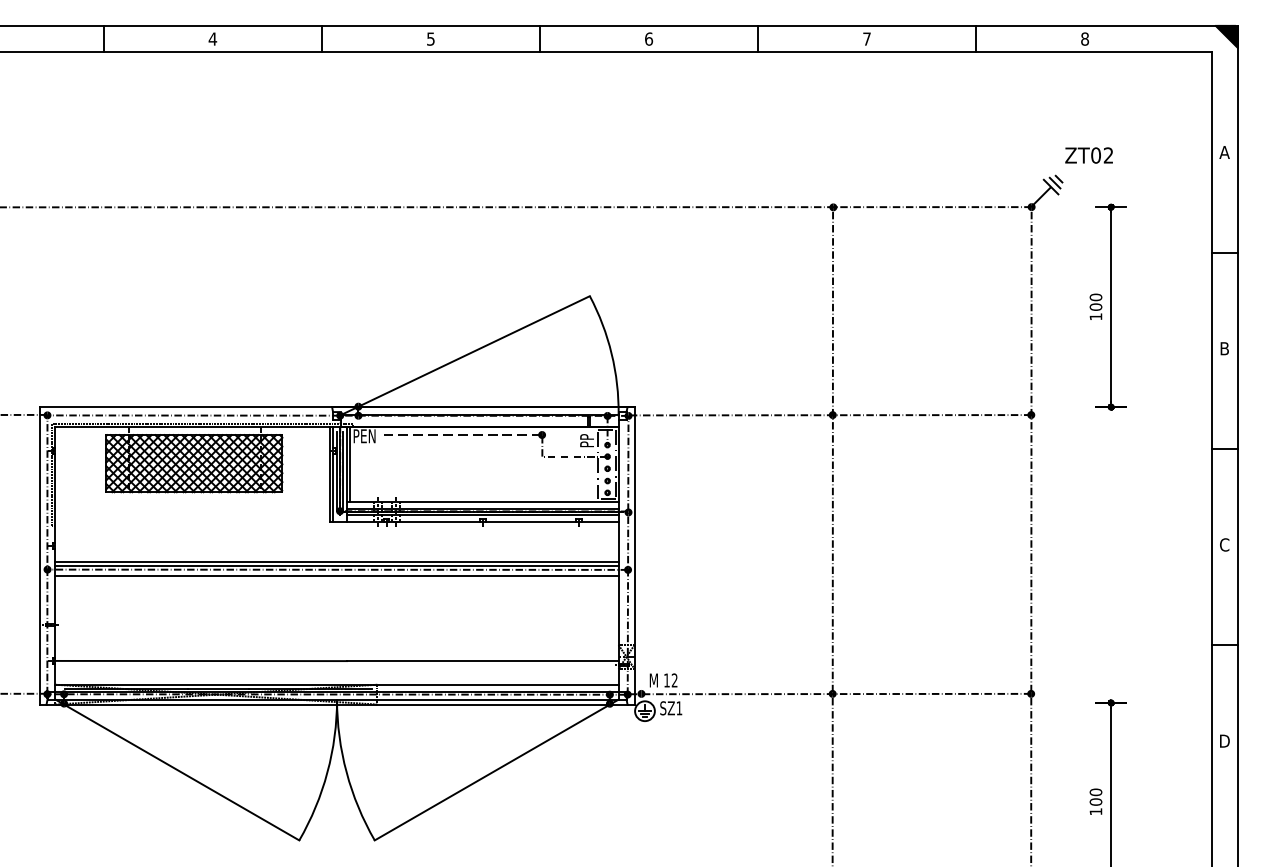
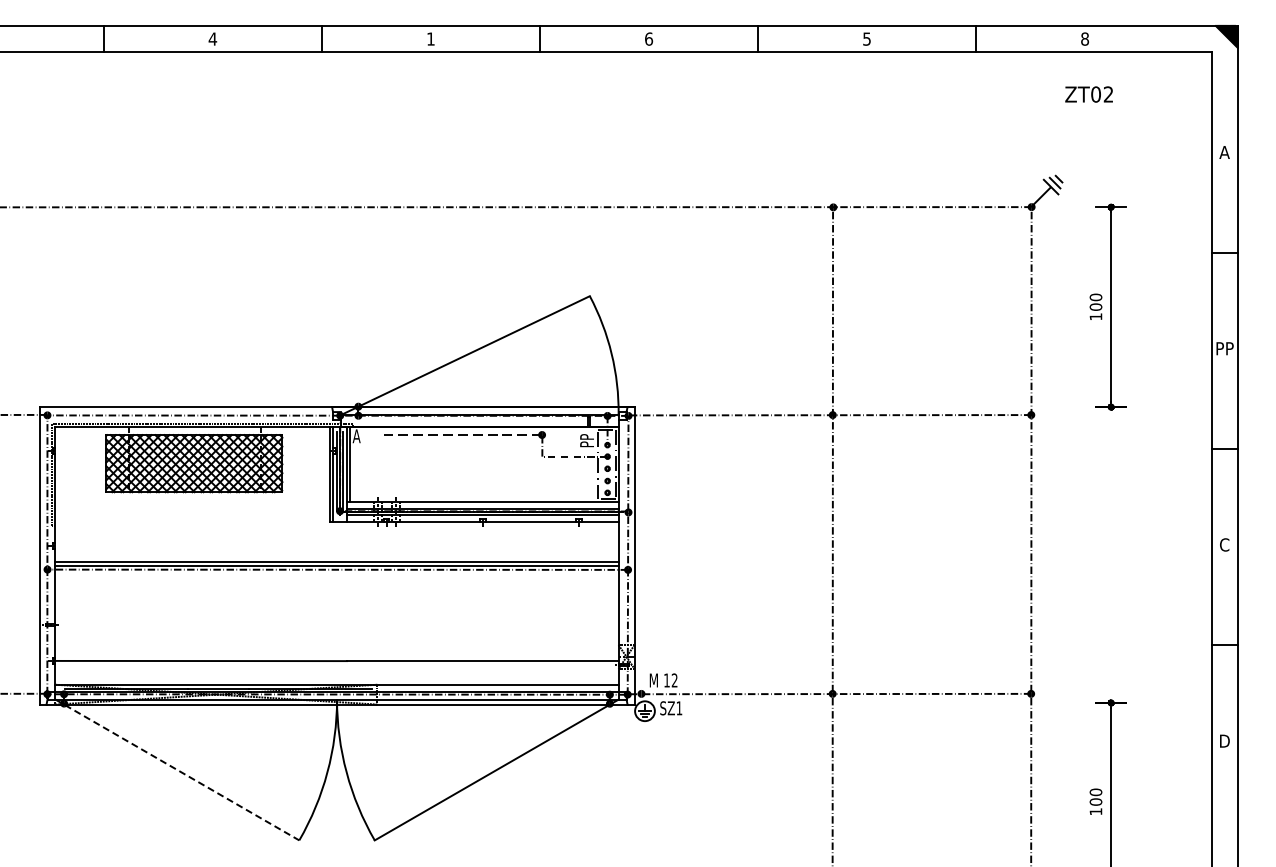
text: 5 -> 1 (430, 38)
text: 7 -> 5 (866, 38)
text position: (1088, 155) -> (1088, 94) (1088, 94)
text: B -> PP (1224, 348)
text: PEN -> A (363, 436)
line: present -> none (336, 575)
line: solid -> dashed (177, 770)
